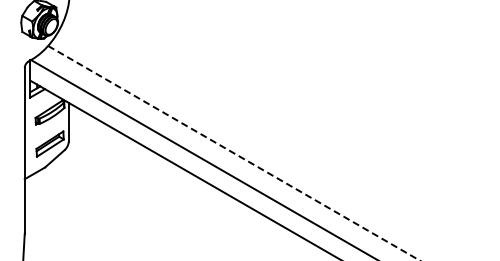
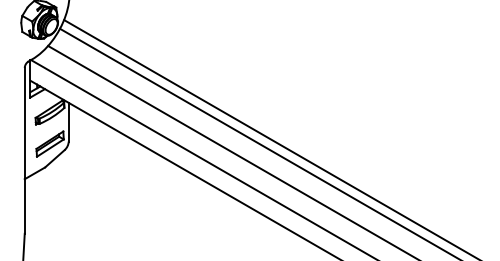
line: none -> present (269, 138)
line: none -> present (258, 142)
line: dashed -> solid (234, 153)
